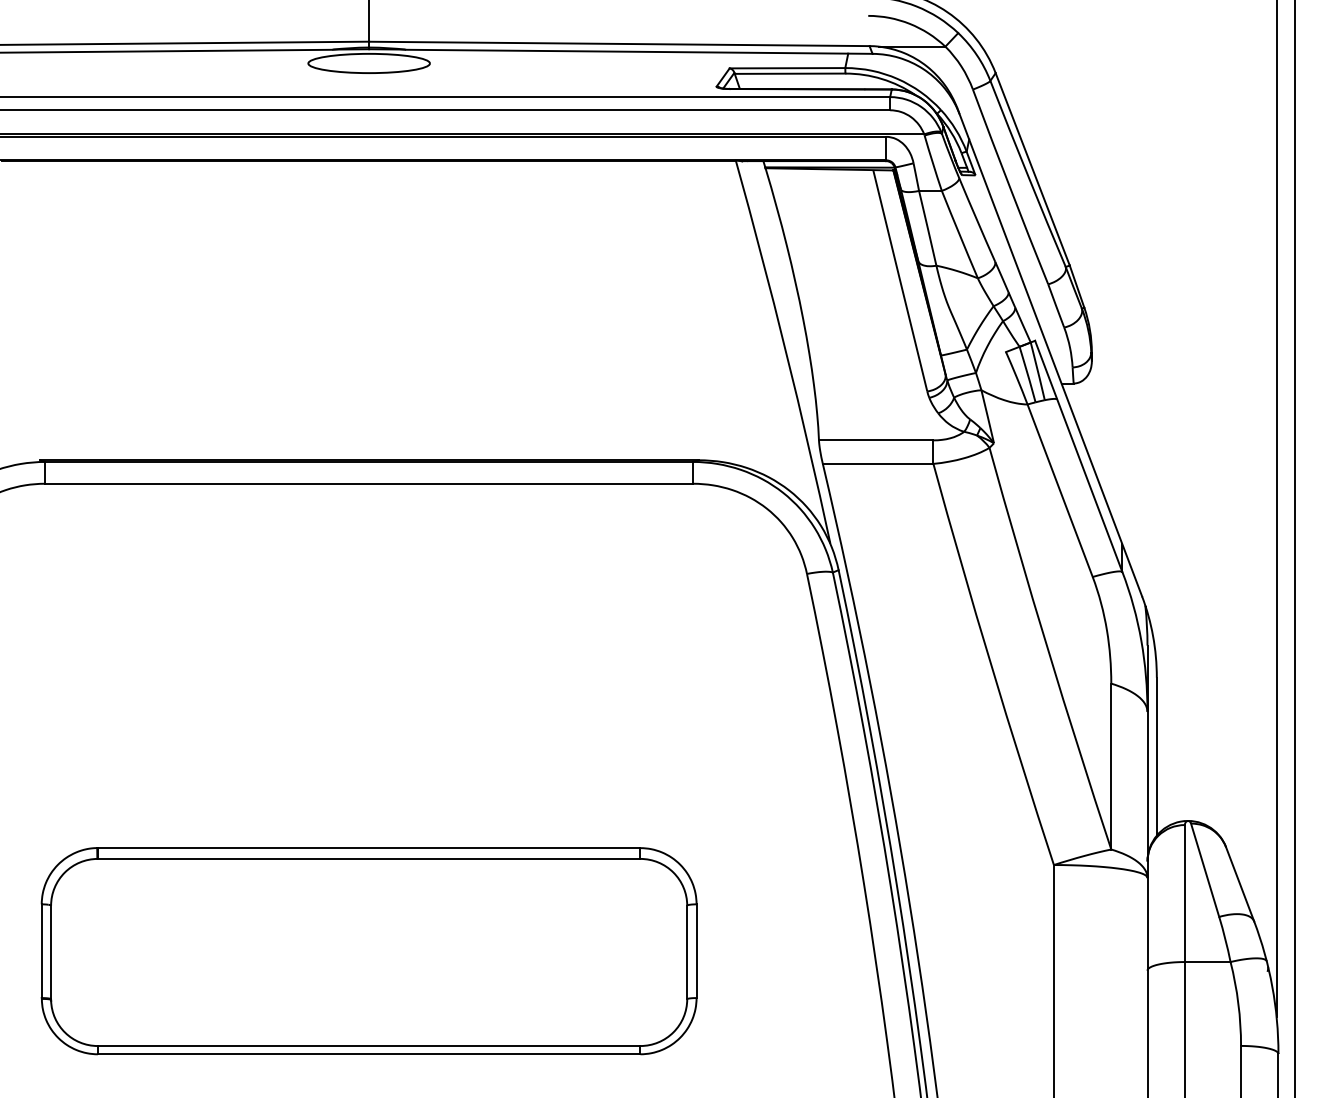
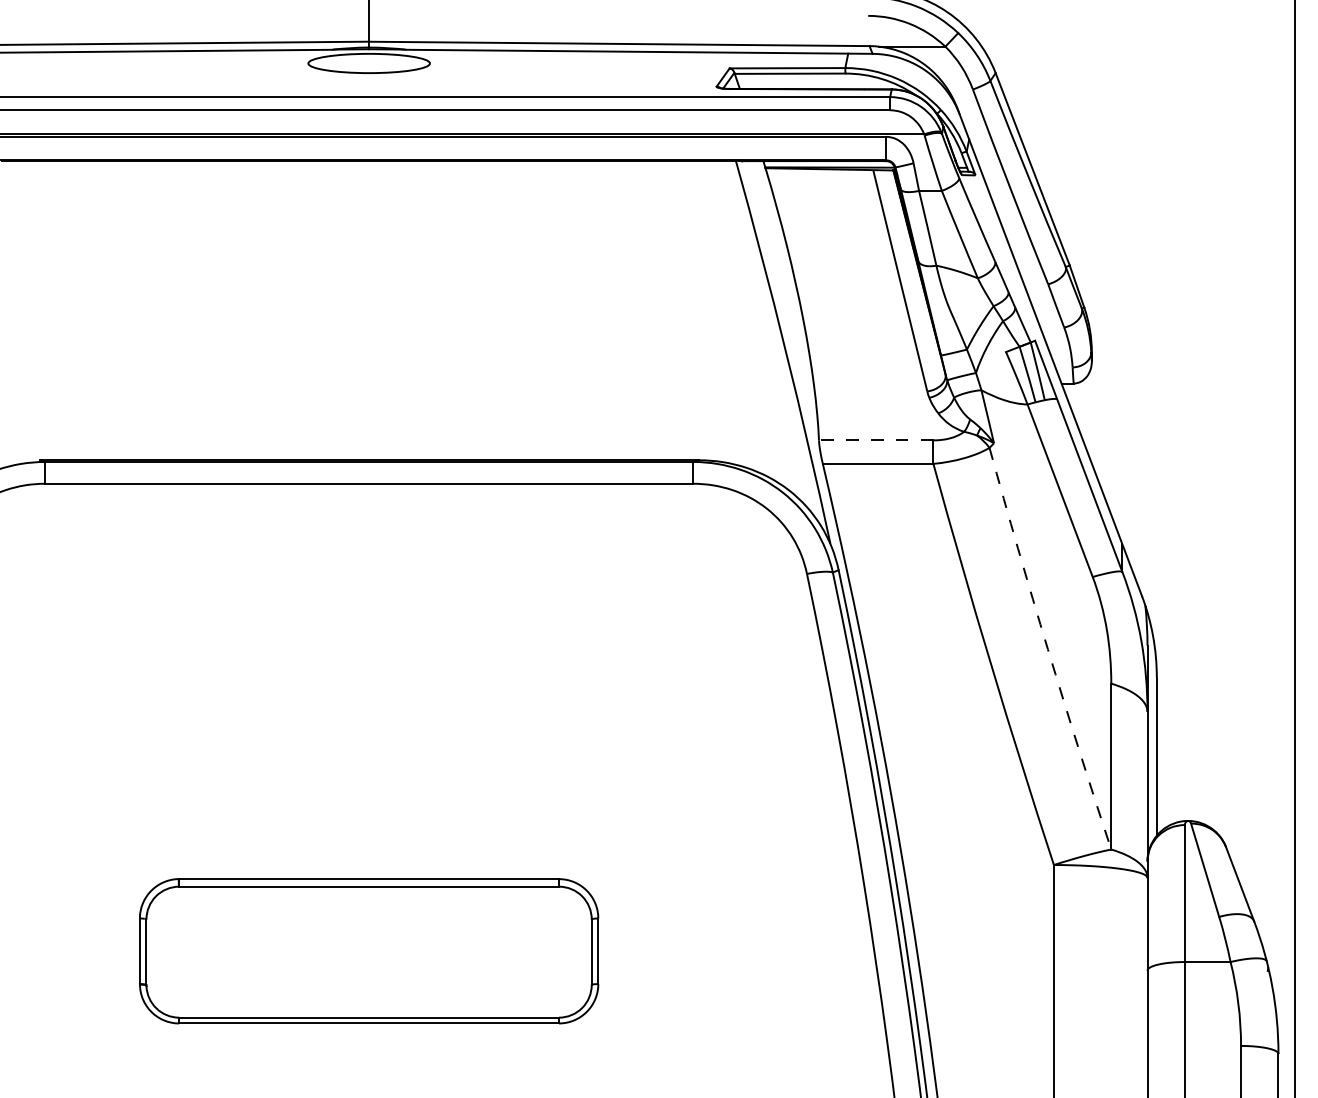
line: solid -> dashed (875, 440)
line: present -> none (1276, 509)
arc: solid -> dashed (1047, 649)
part size: 658x209 px -> 461x147 px (369, 951)
